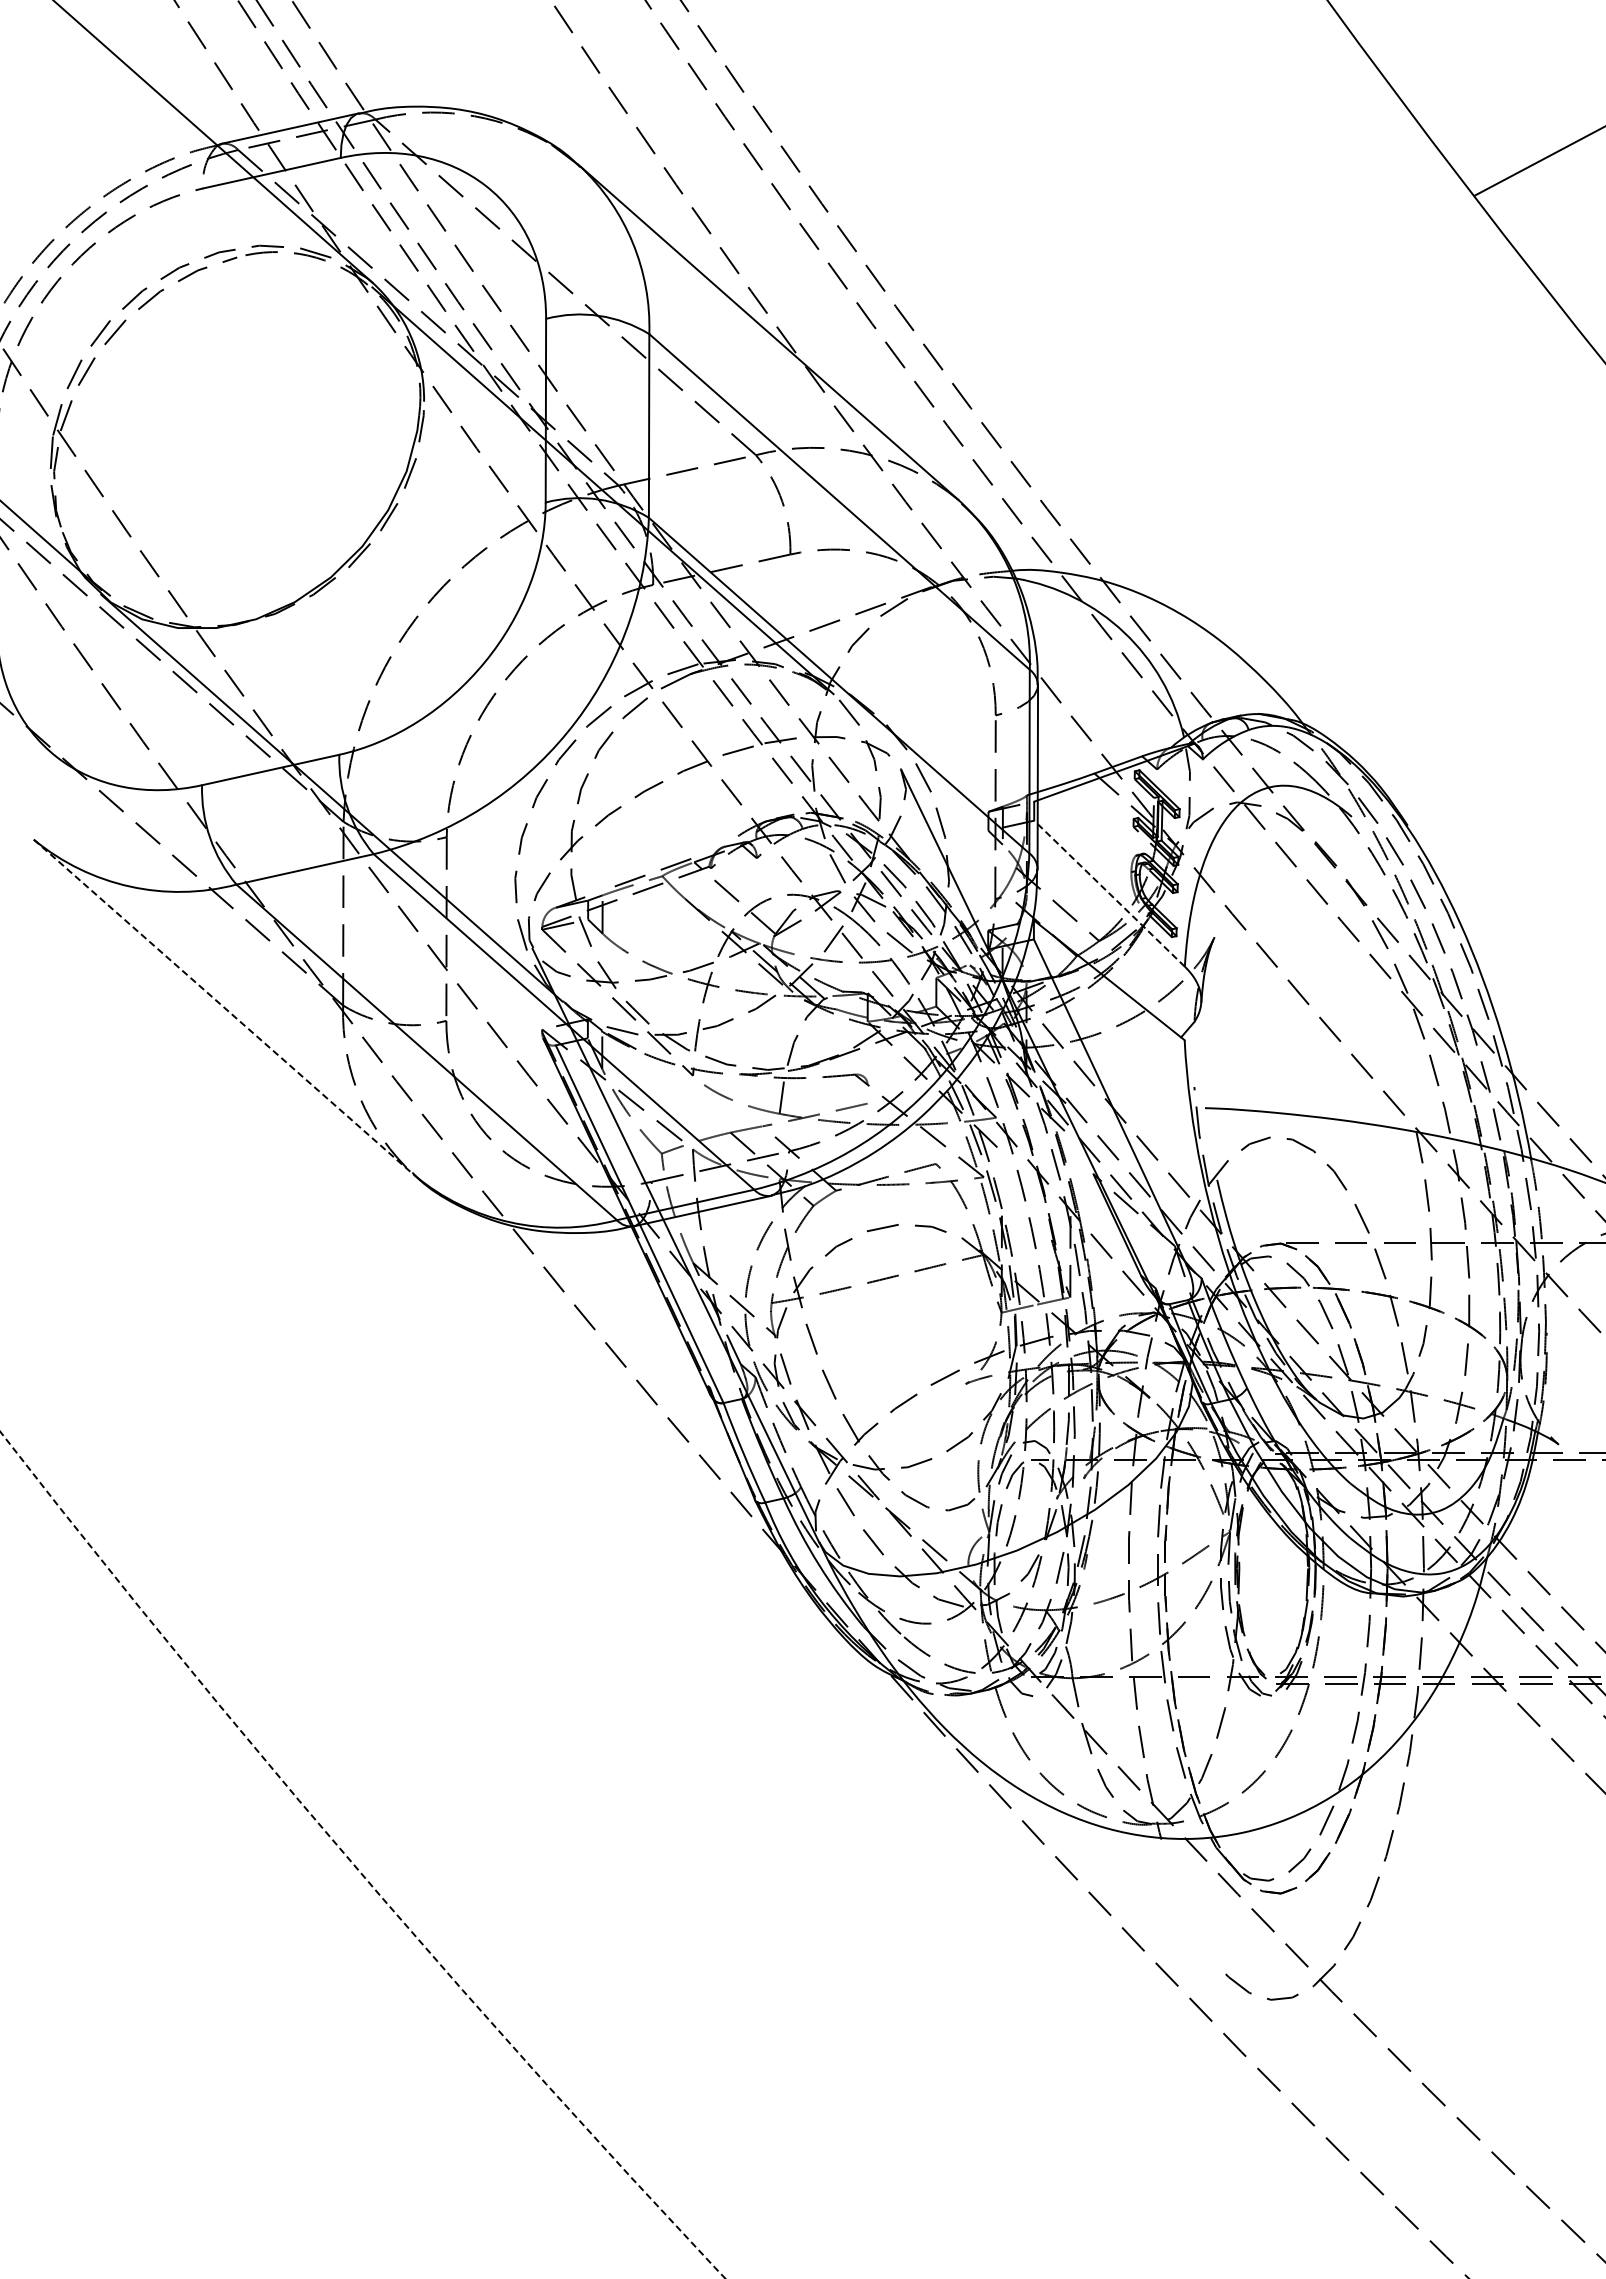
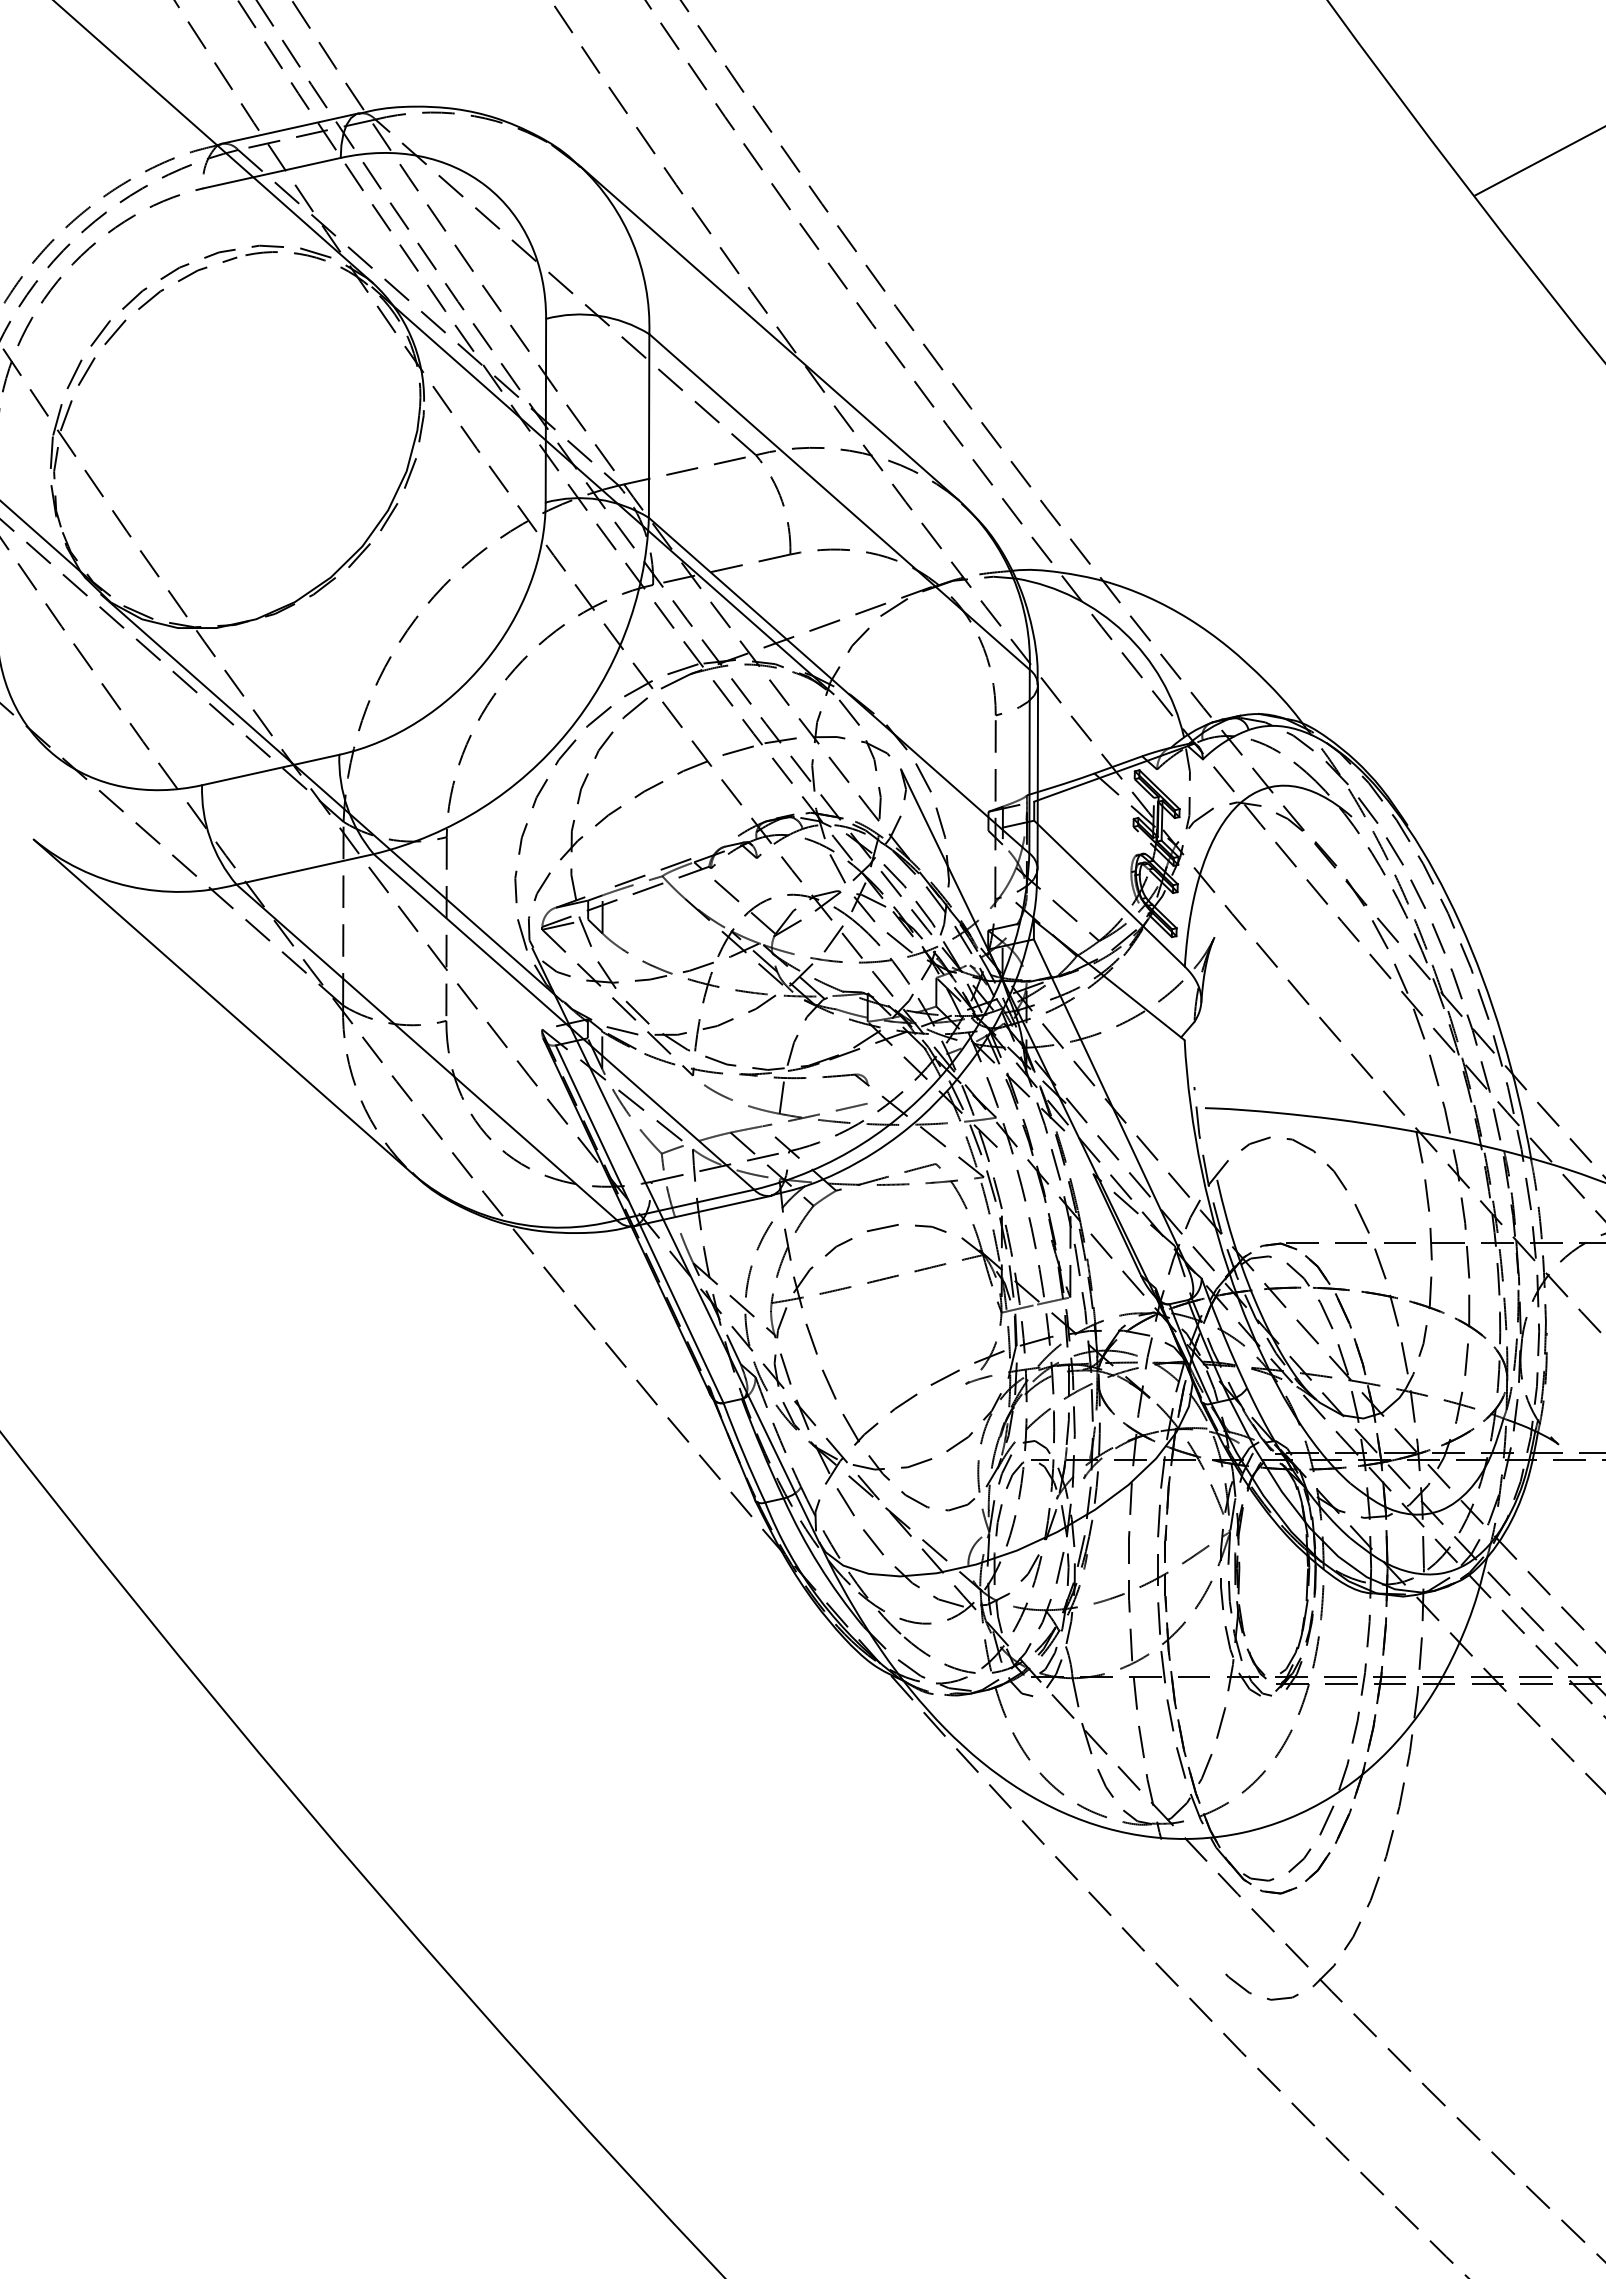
line: dashed -> solid (1109, 893)
line: dashed -> solid (224, 1007)
arc: dashed -> solid (354, 1865)
